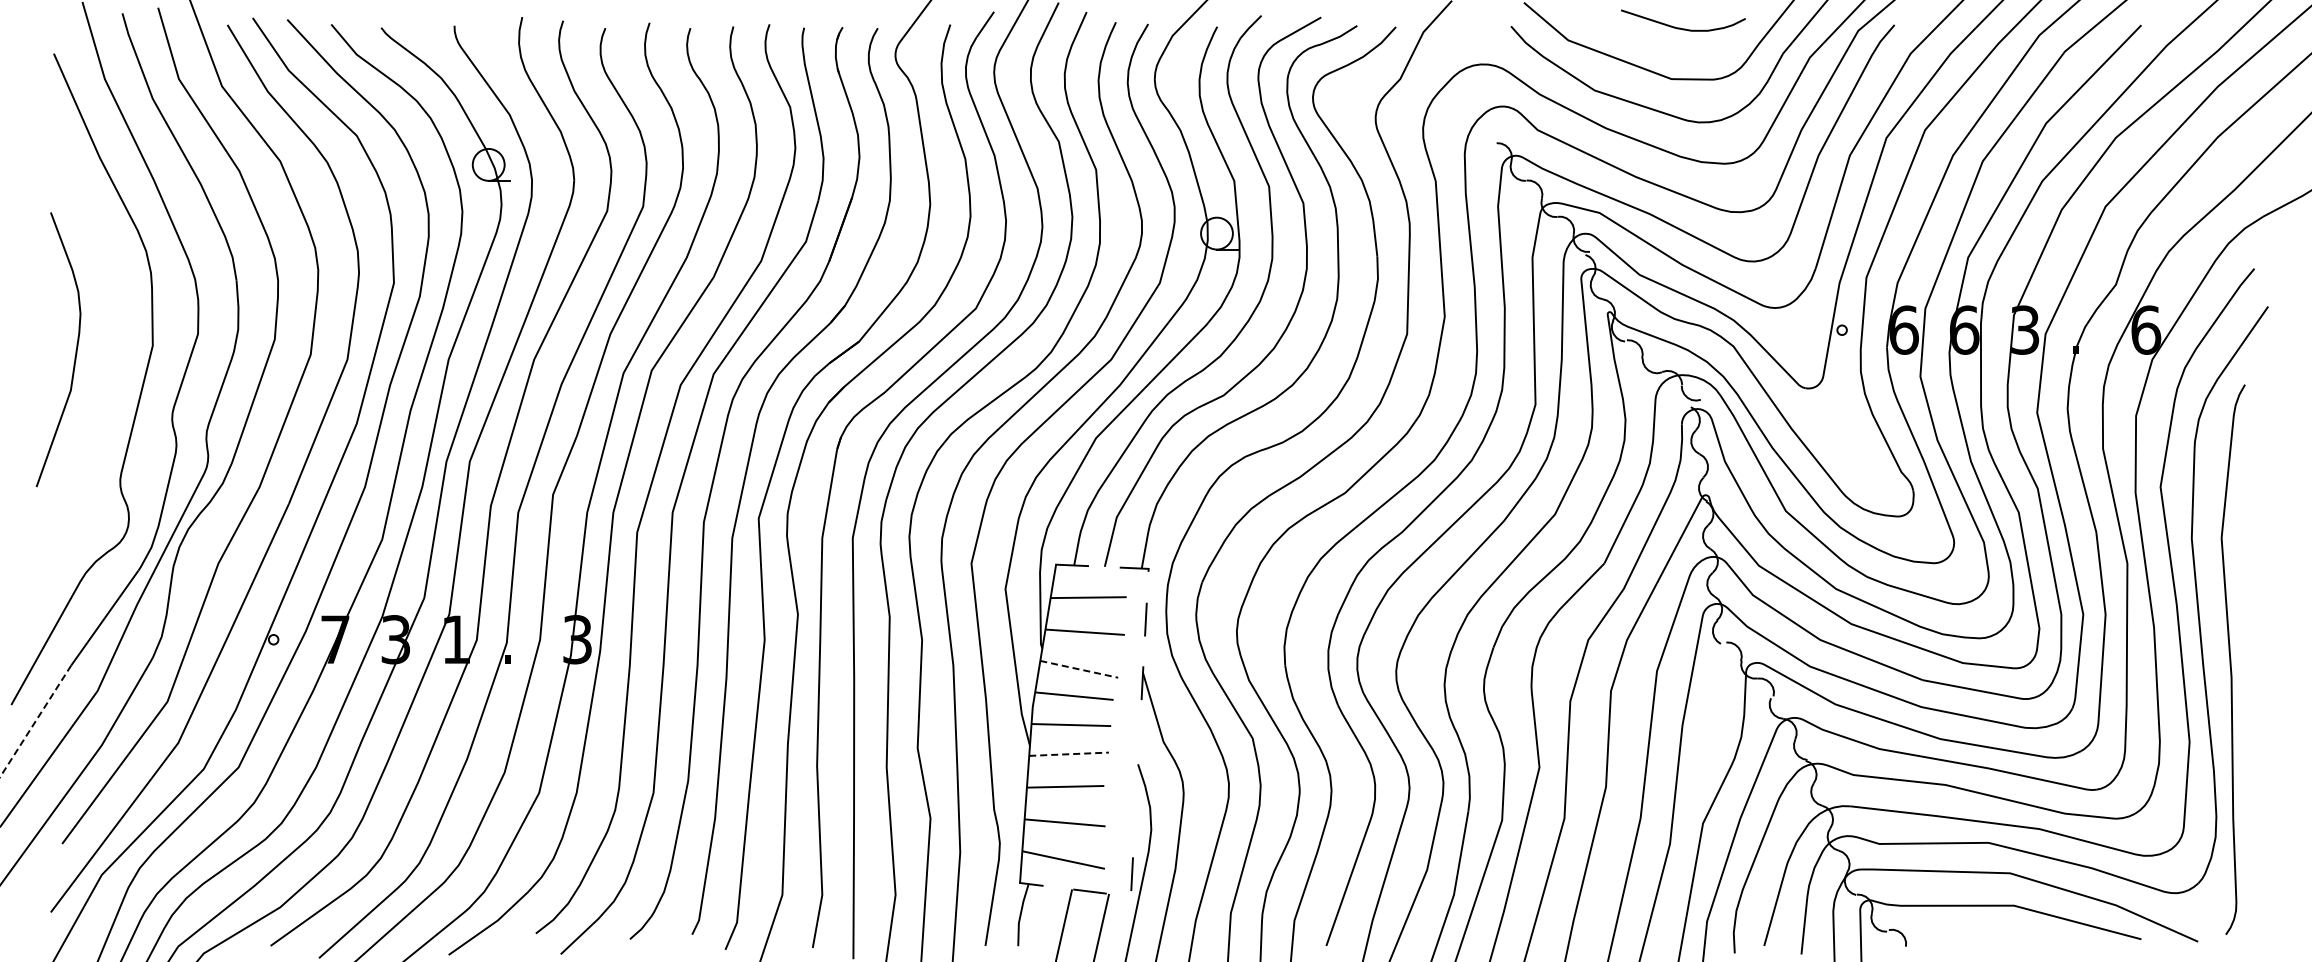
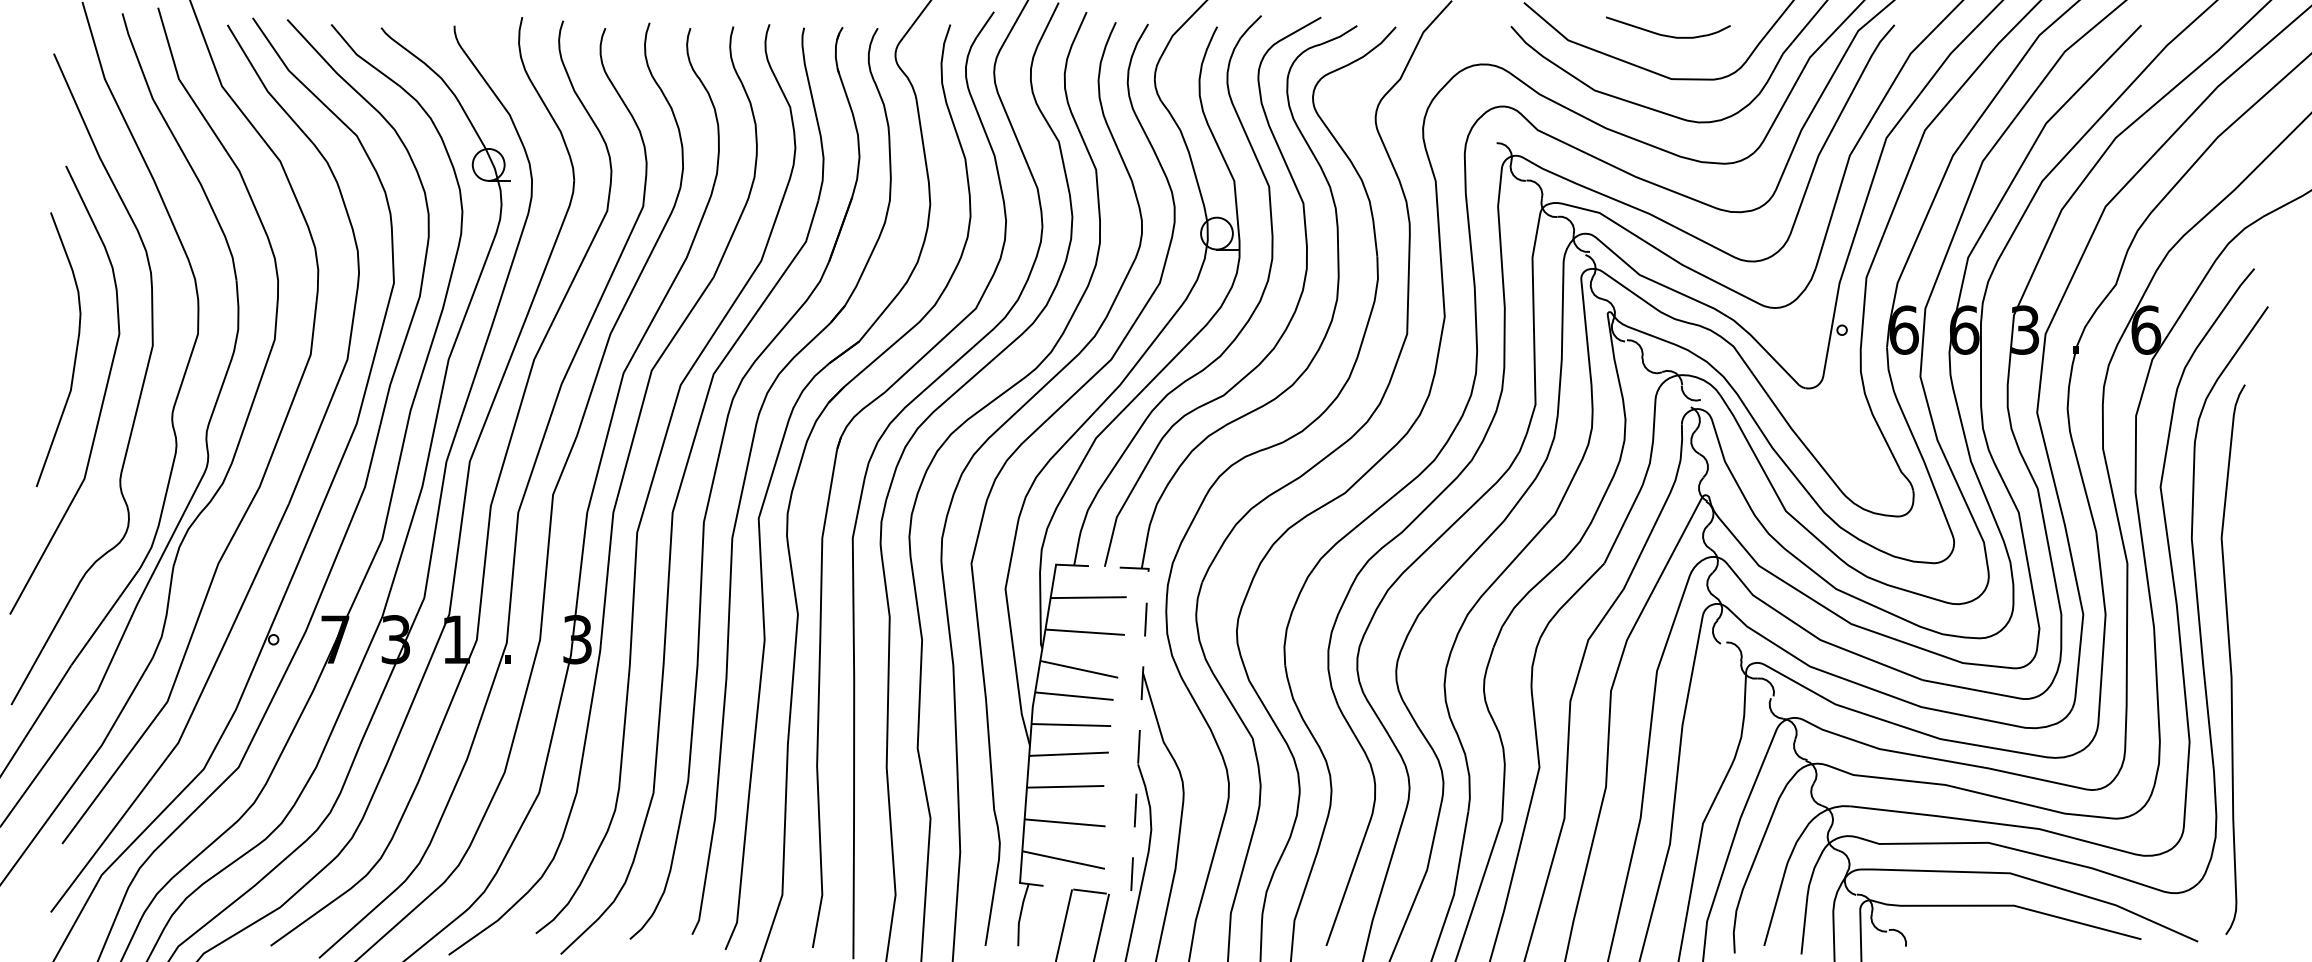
curve position: (1680, 27) -> (1665, 34) (1665, 34)
curve: none -> present (102, 399)
line: dashed -> solid (1079, 669)
line: dashed -> solid (35, 721)
line: none -> present (1138, 746)
line: dashed -> solid (1069, 754)
line: none -> present (1135, 810)
